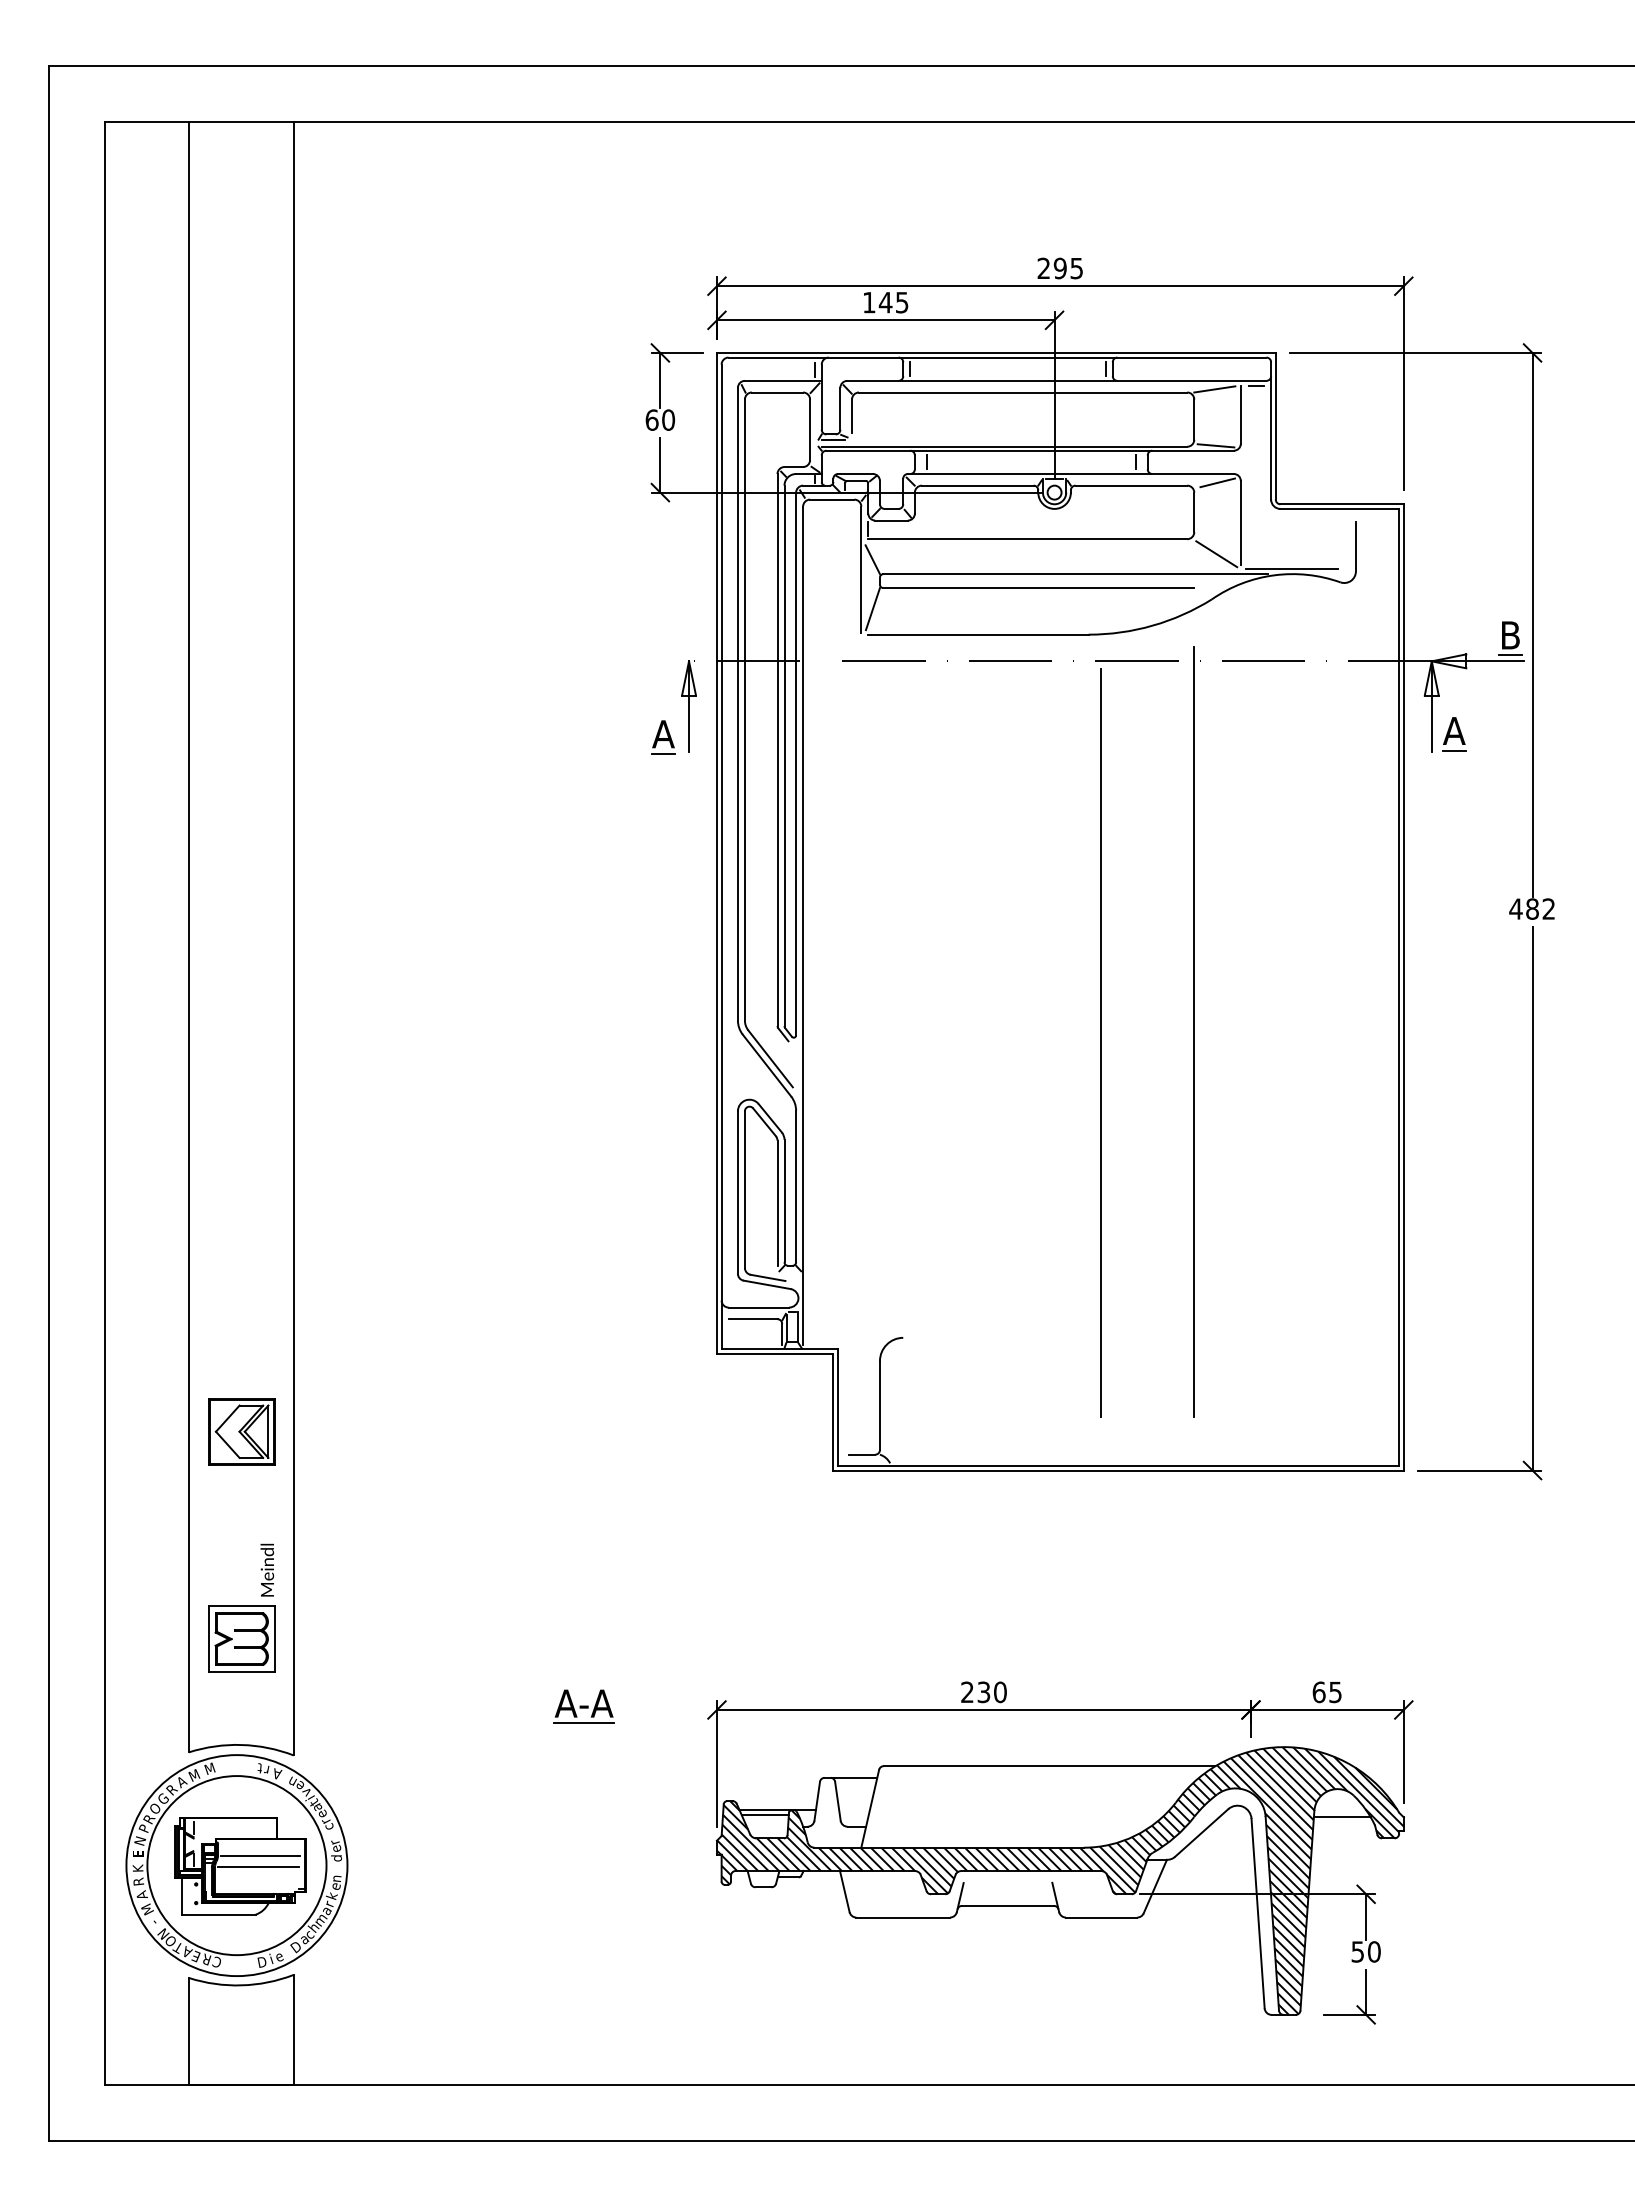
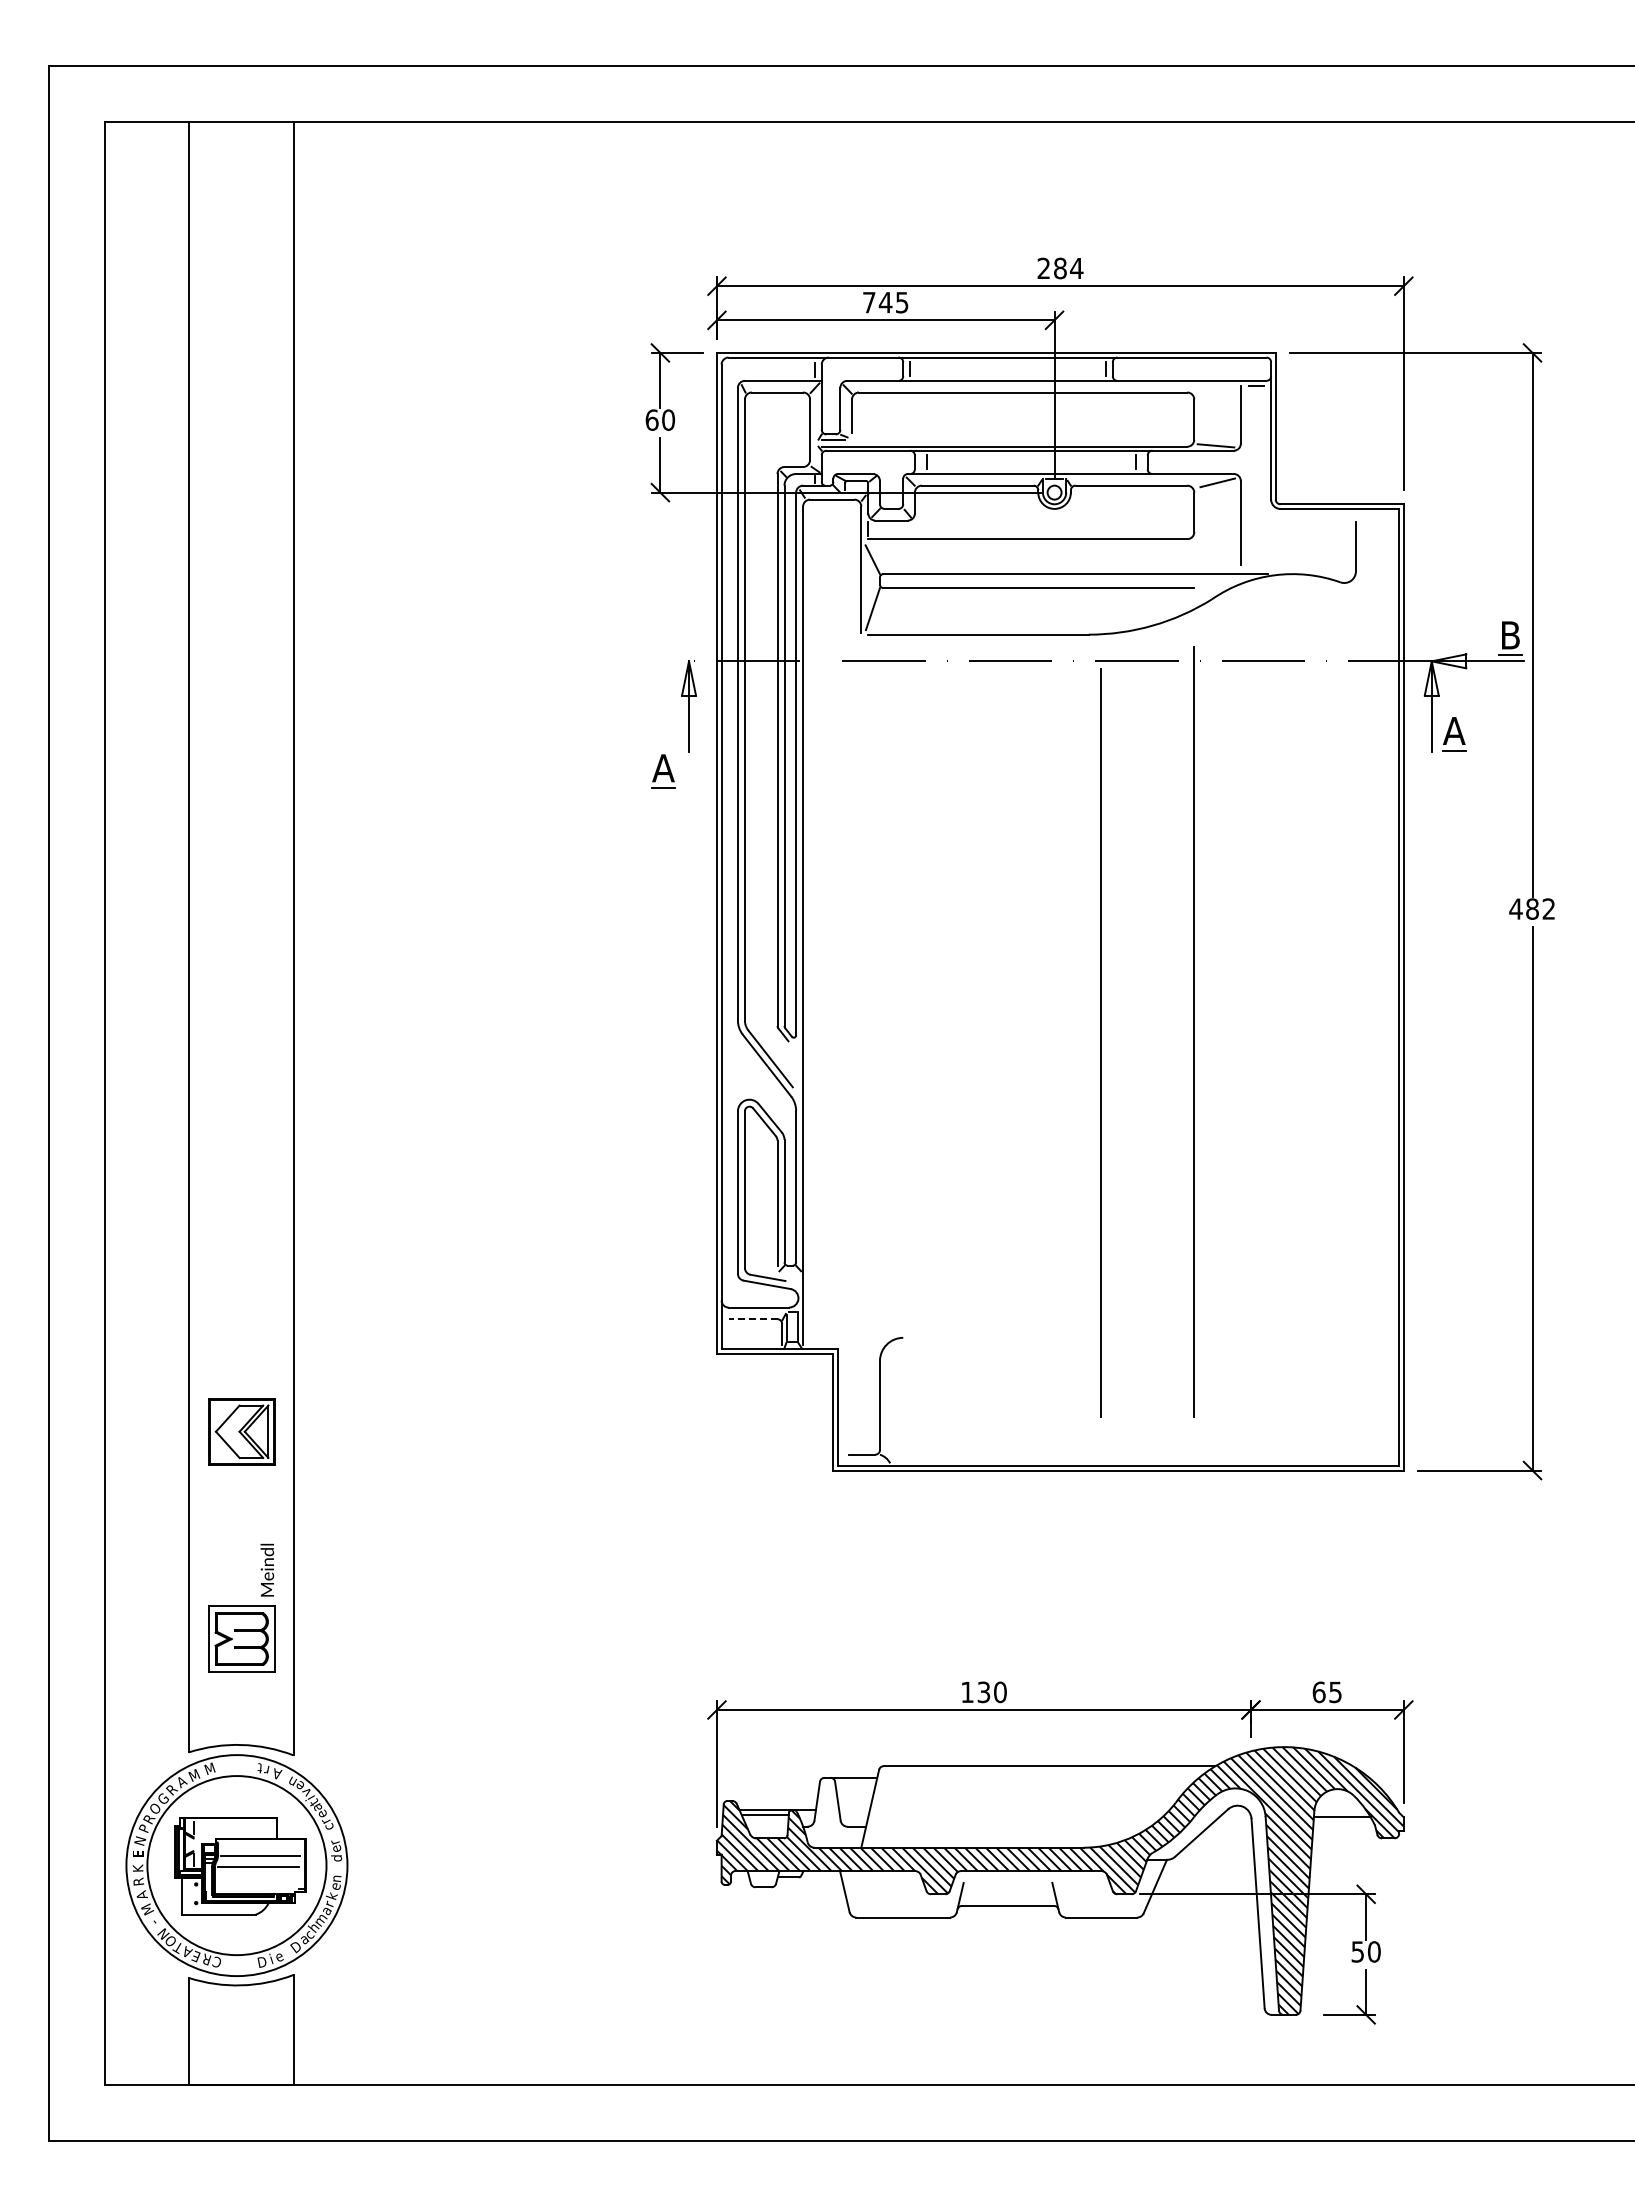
text: 295 -> 284 (1068, 268)
text: 145 -> 745 (869, 302)
line: present -> none (1214, 389)
line: present -> none (1216, 554)
line: present -> none (1291, 569)
part position: (663, 737) -> (663, 771) (663, 771)
line: solid -> dashed (752, 1319)
text: 230 -> 130 (967, 1691)
part: present -> none (583, 1706)
